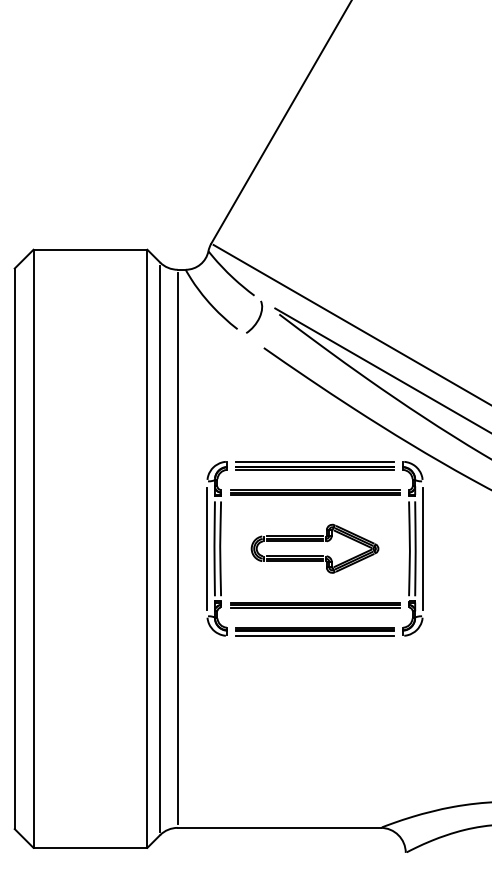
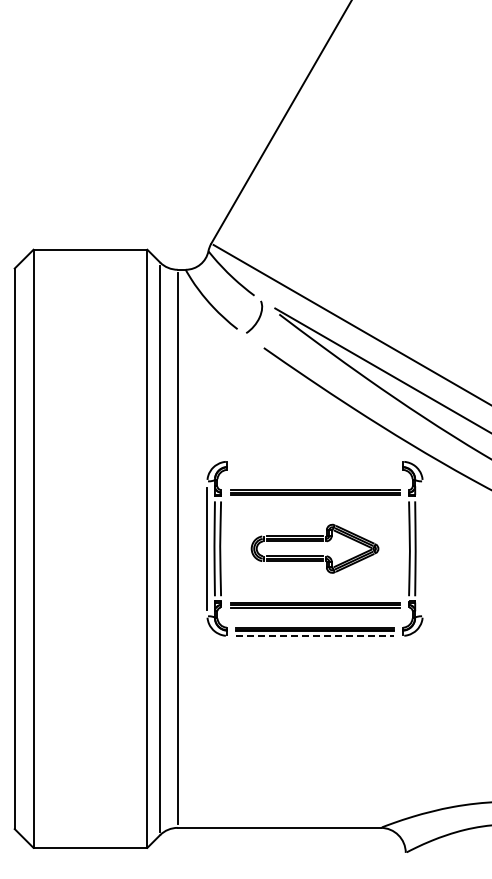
part: present -> none (314, 465)
line: present -> none (422, 548)
line: solid -> dashed (315, 635)
